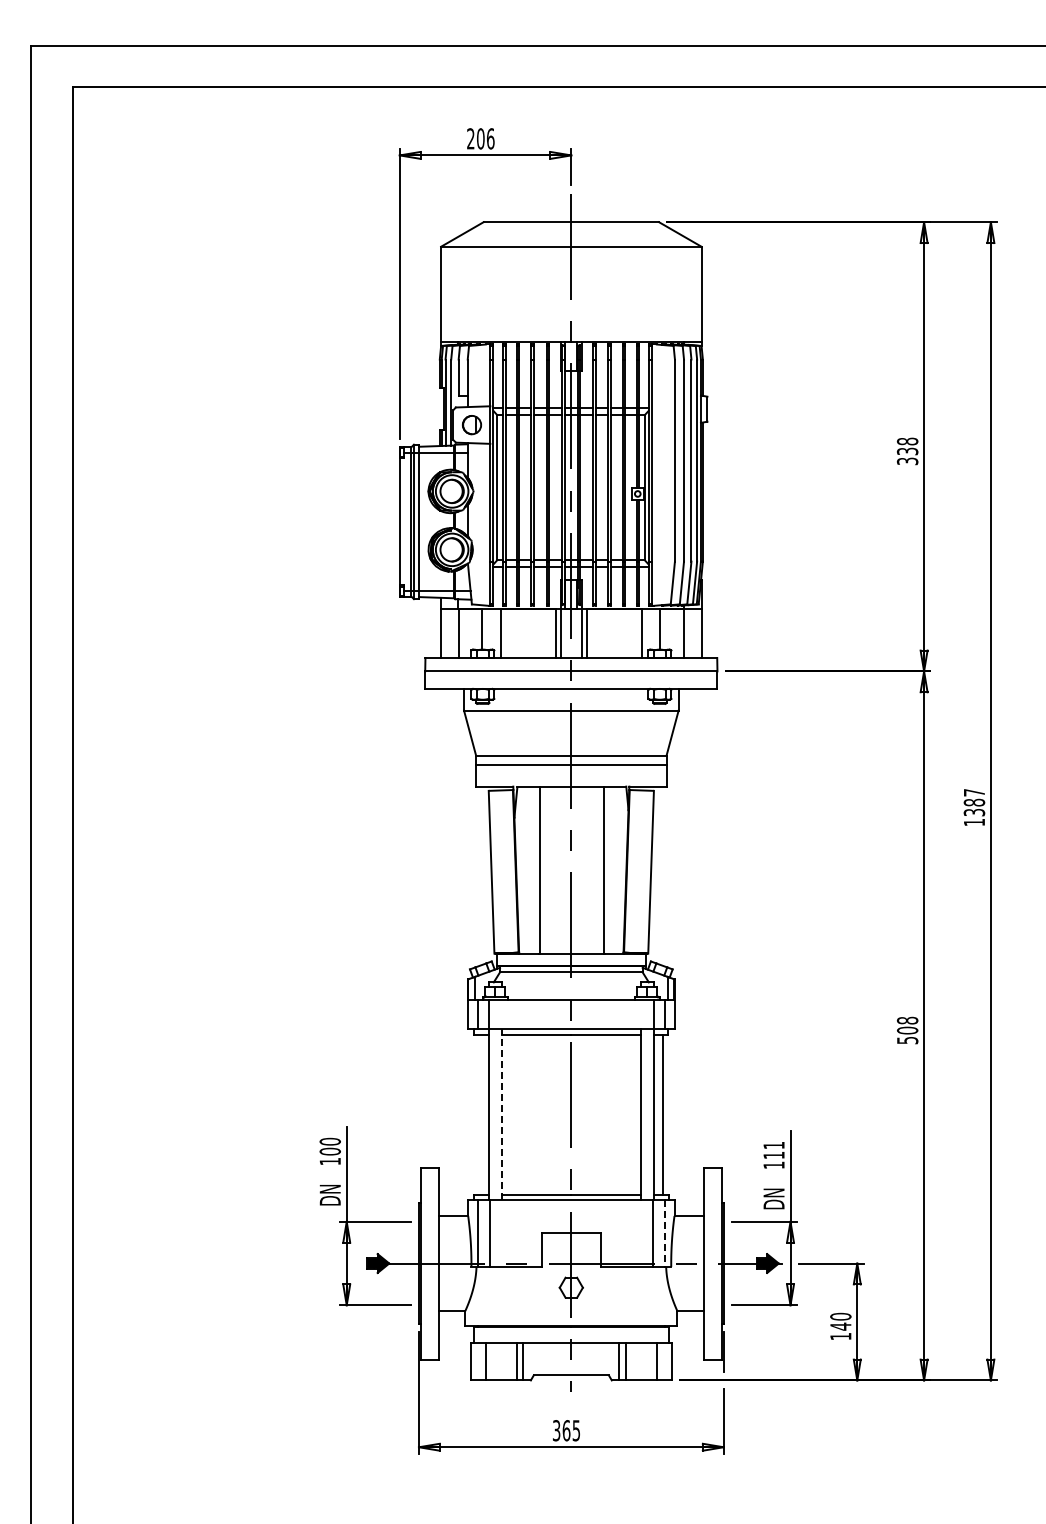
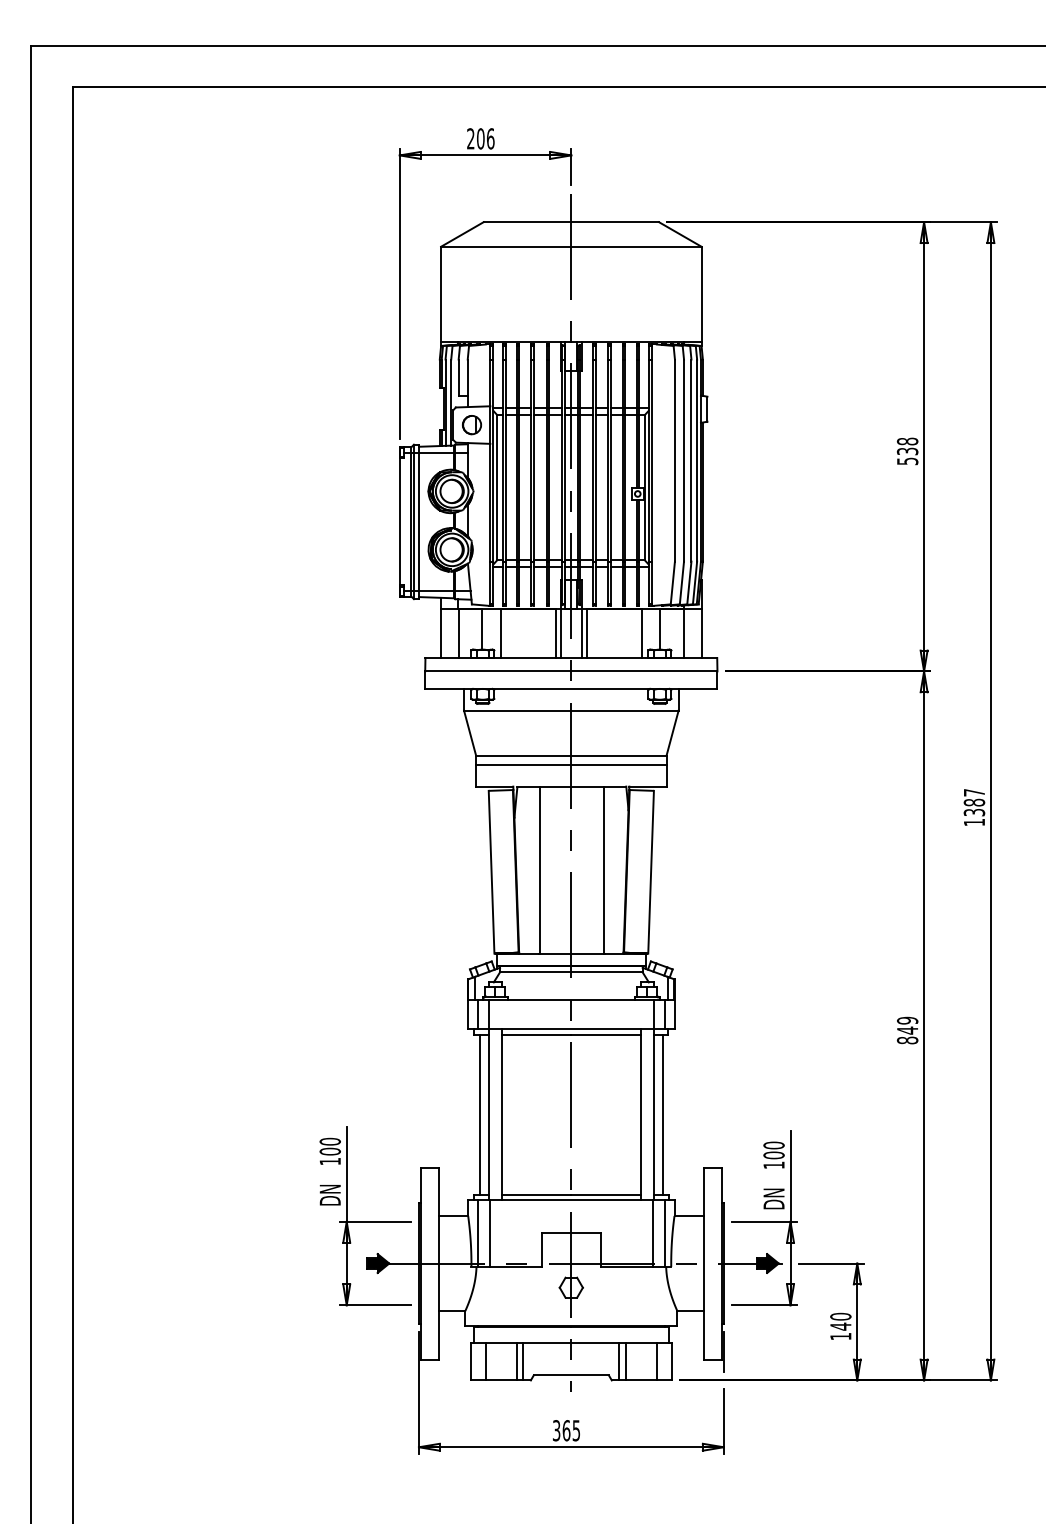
text: 338 -> 538 (906, 460)
text: 508 -> 849 (907, 1030)
line: none -> present (479, 1114)
line: dashed -> solid (502, 1114)
text: 111 -> 100 (773, 1150)
line: dashed -> solid (664, 1233)
